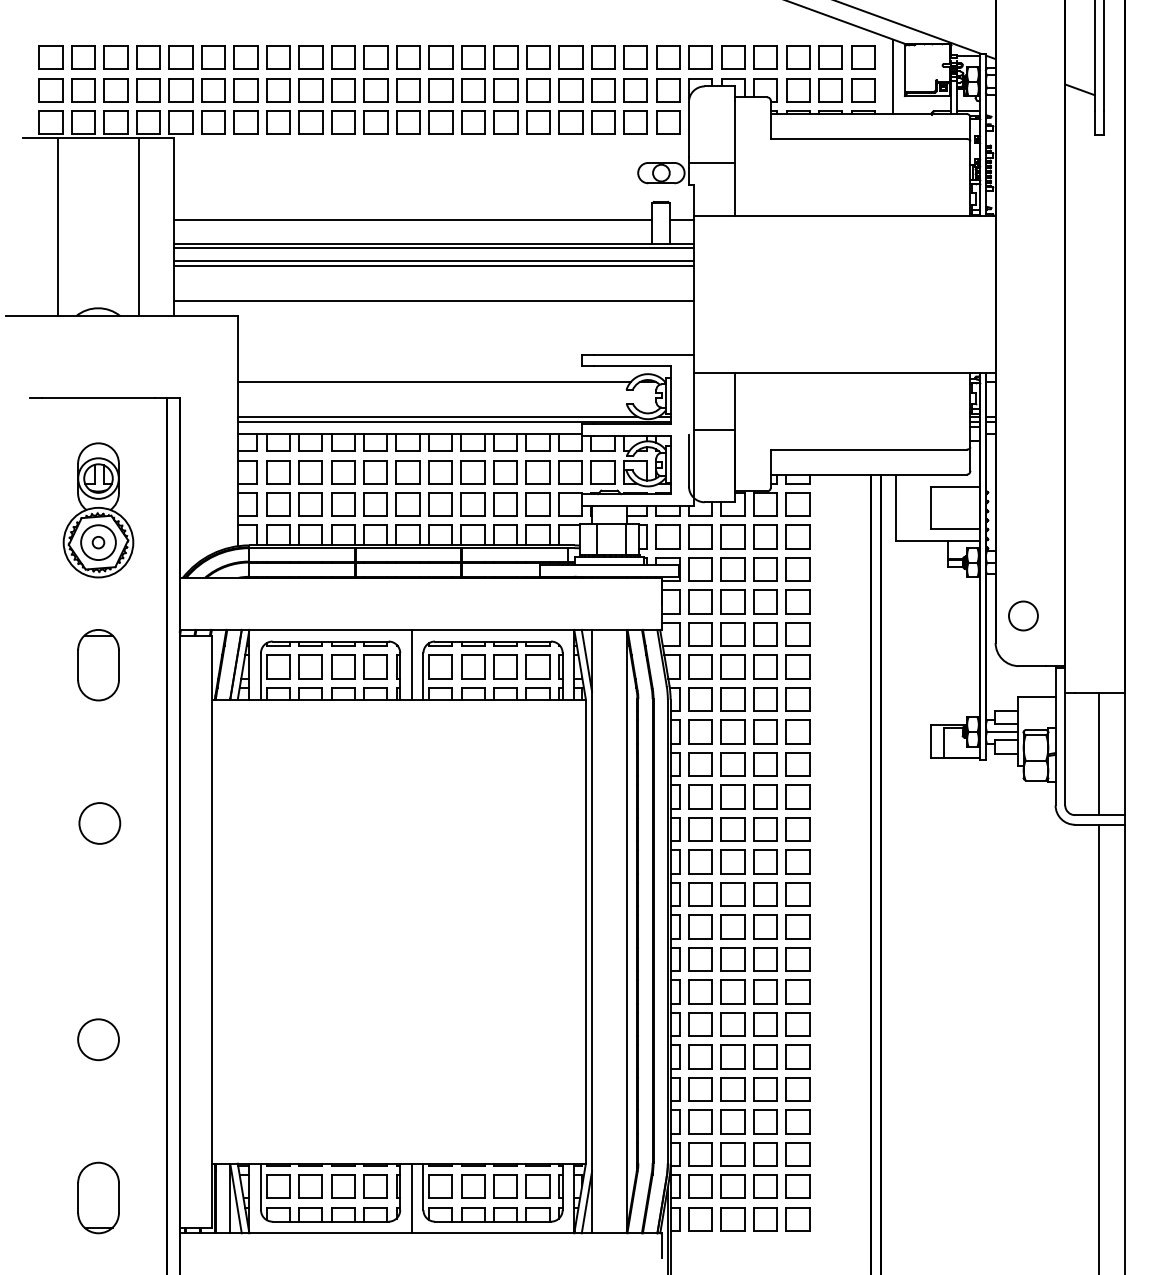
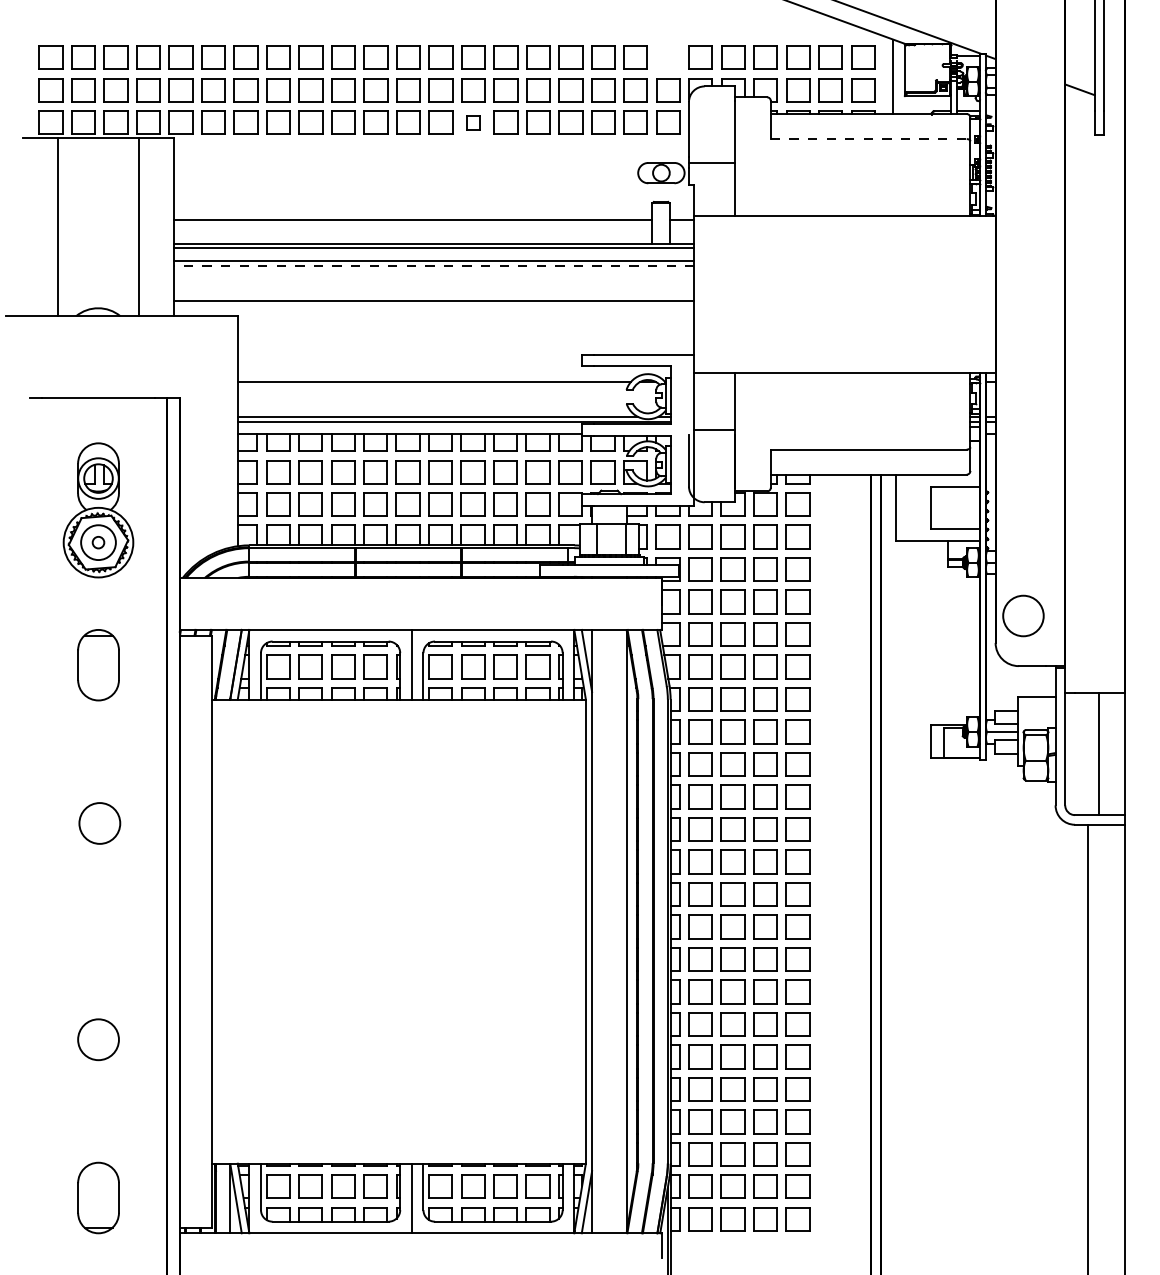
part: present -> none (668, 57)
part size: 25x25 px -> 15x16 px (473, 122)
line: solid -> dashed (868, 139)
line: solid -> dashed (433, 265)
circle diameter: 29 px -> 41 px (1023, 615)
line position: (1099, 1047) -> (1088, 1047) (1088, 1047)
